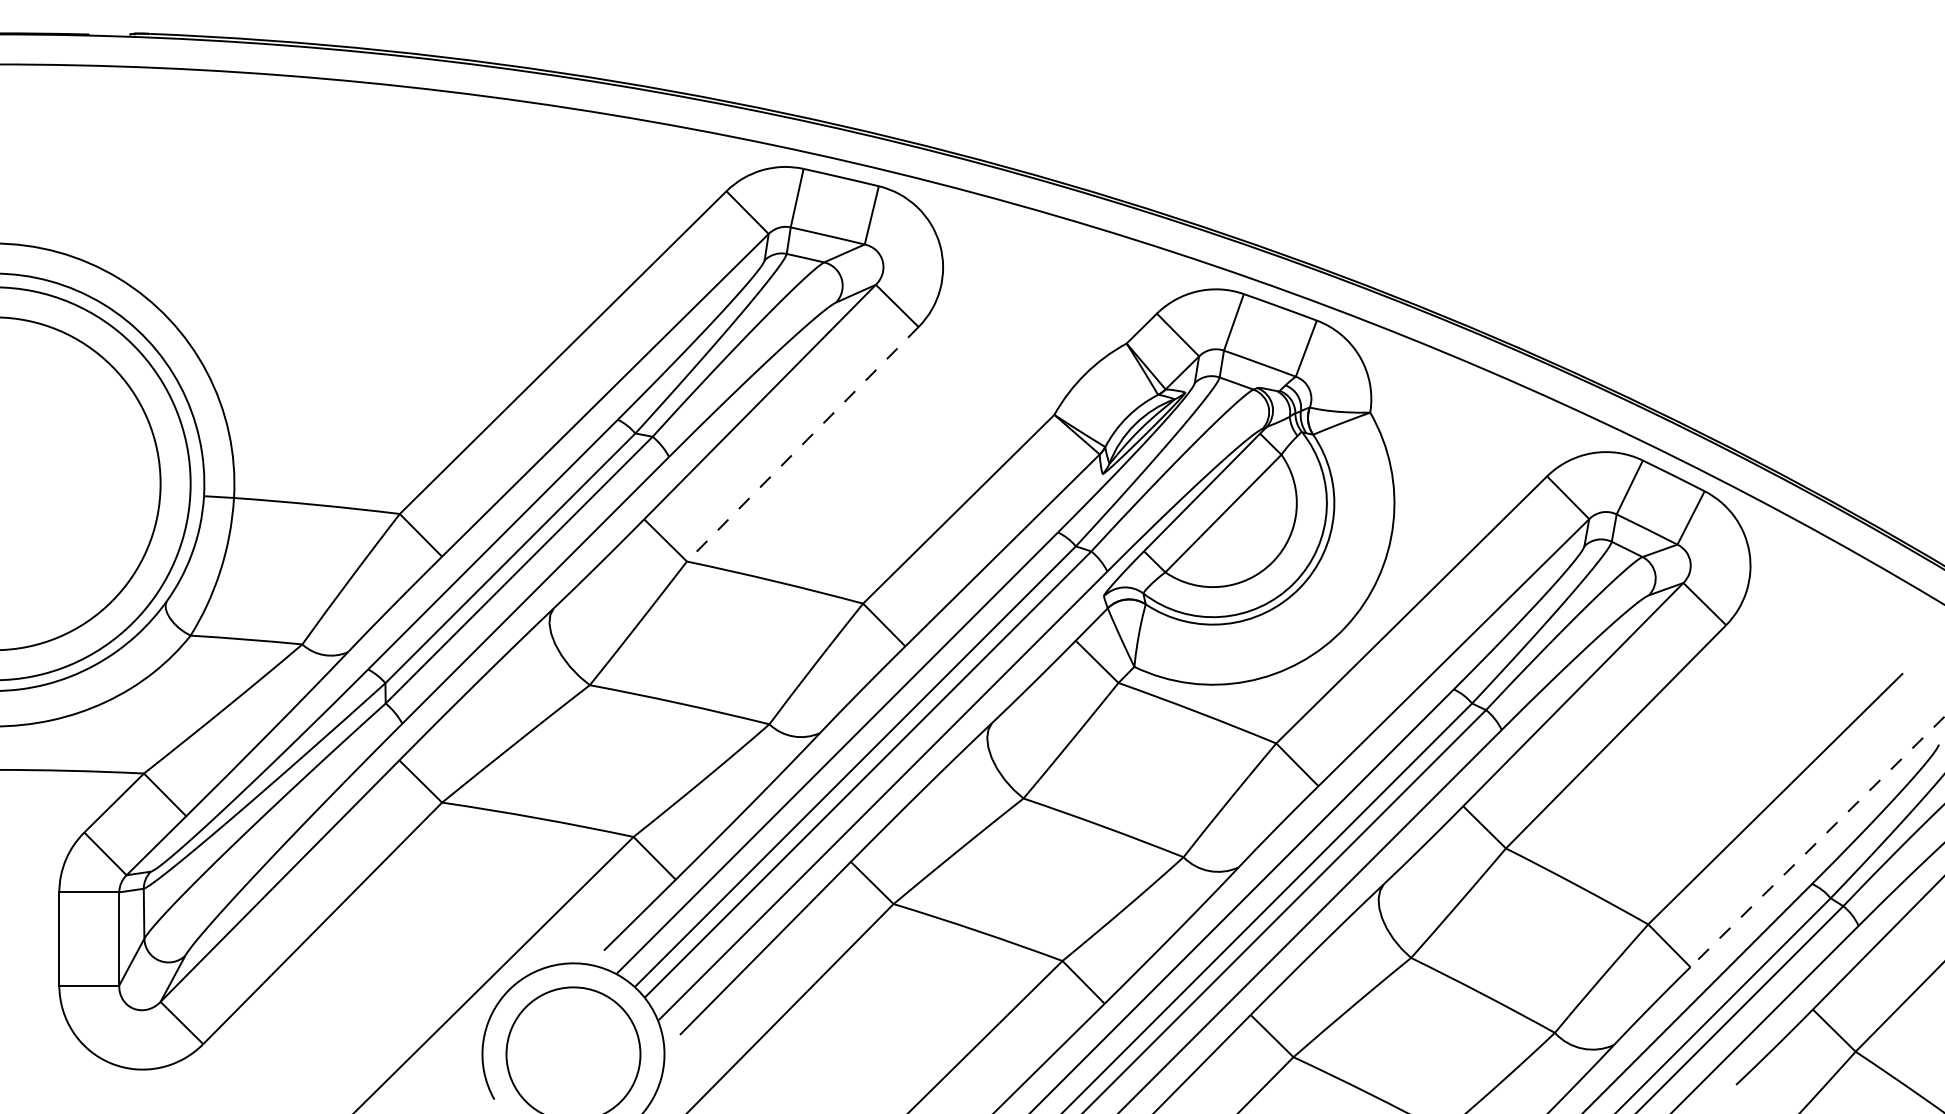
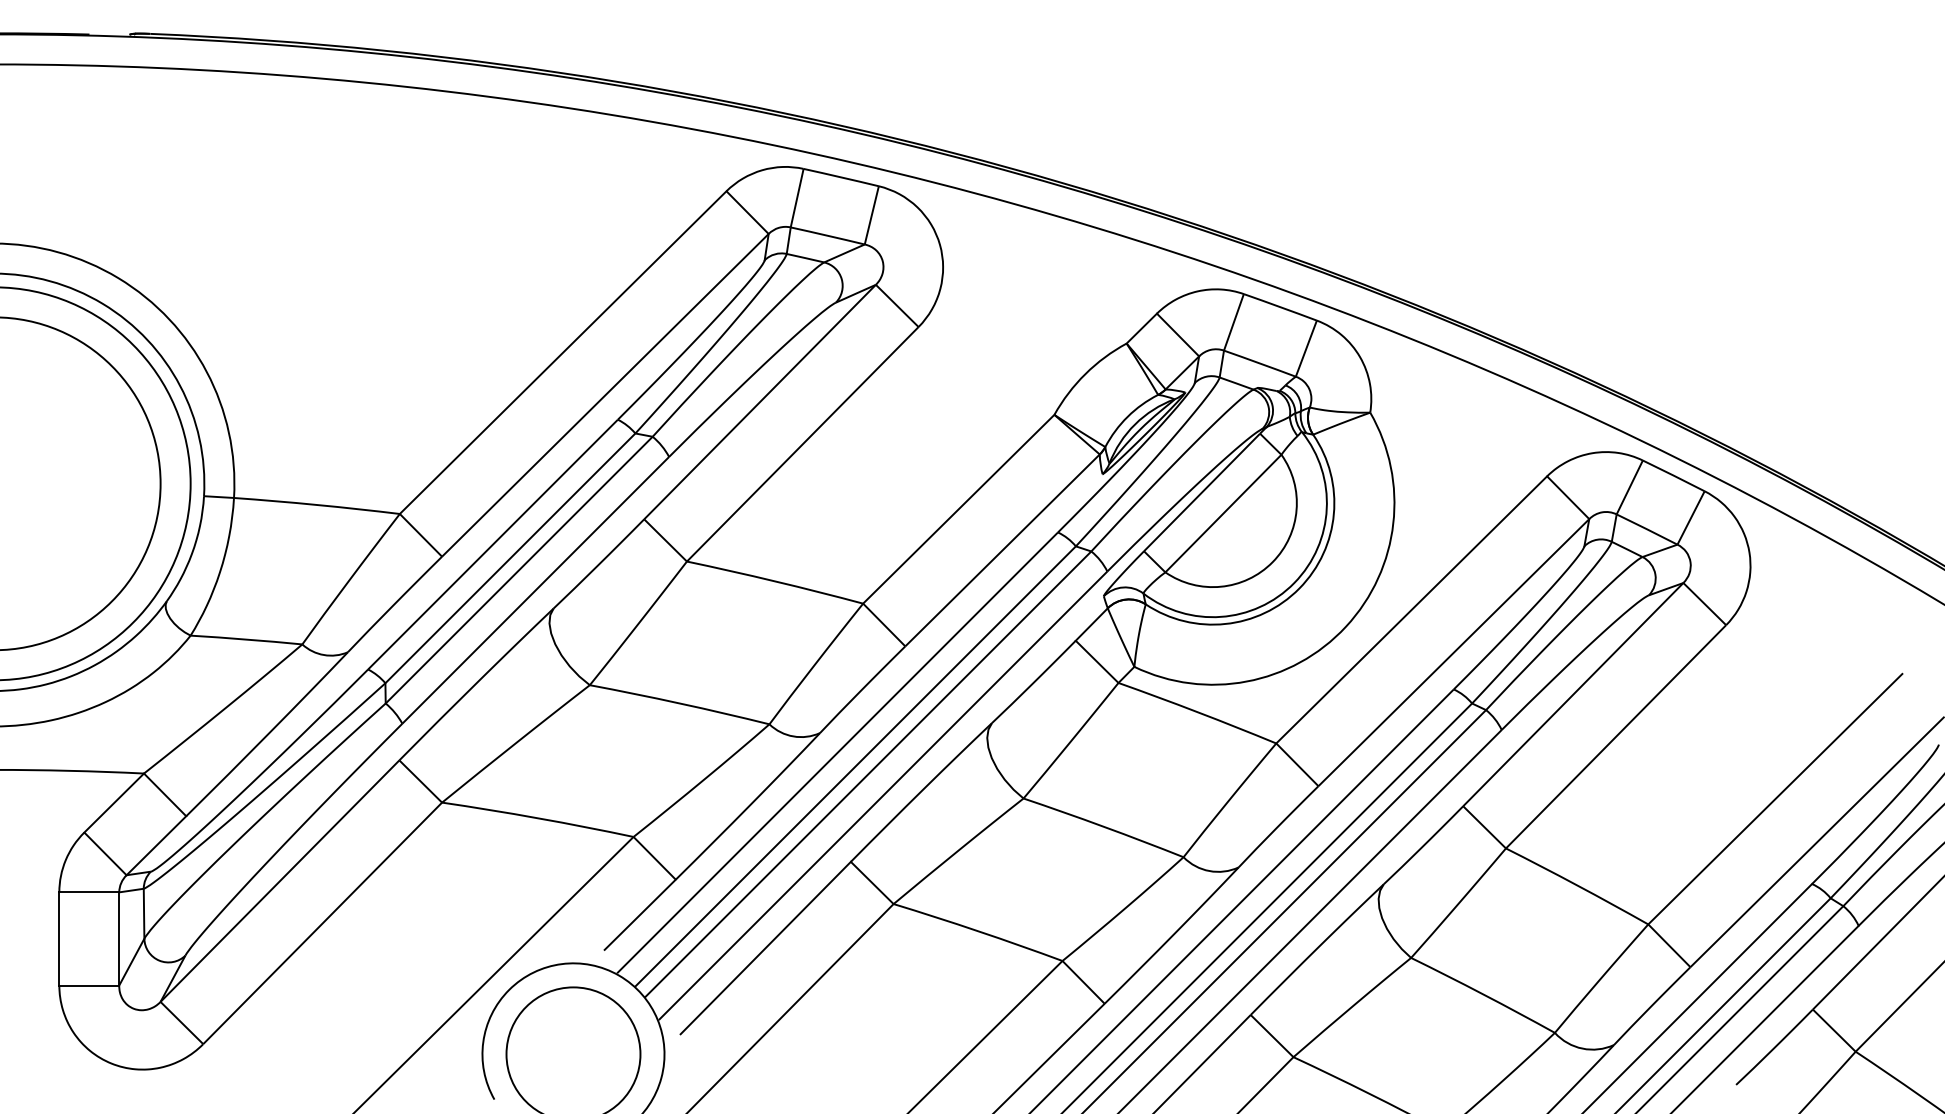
line: dashed -> solid (803, 443)
line: dashed -> solid (1817, 841)
